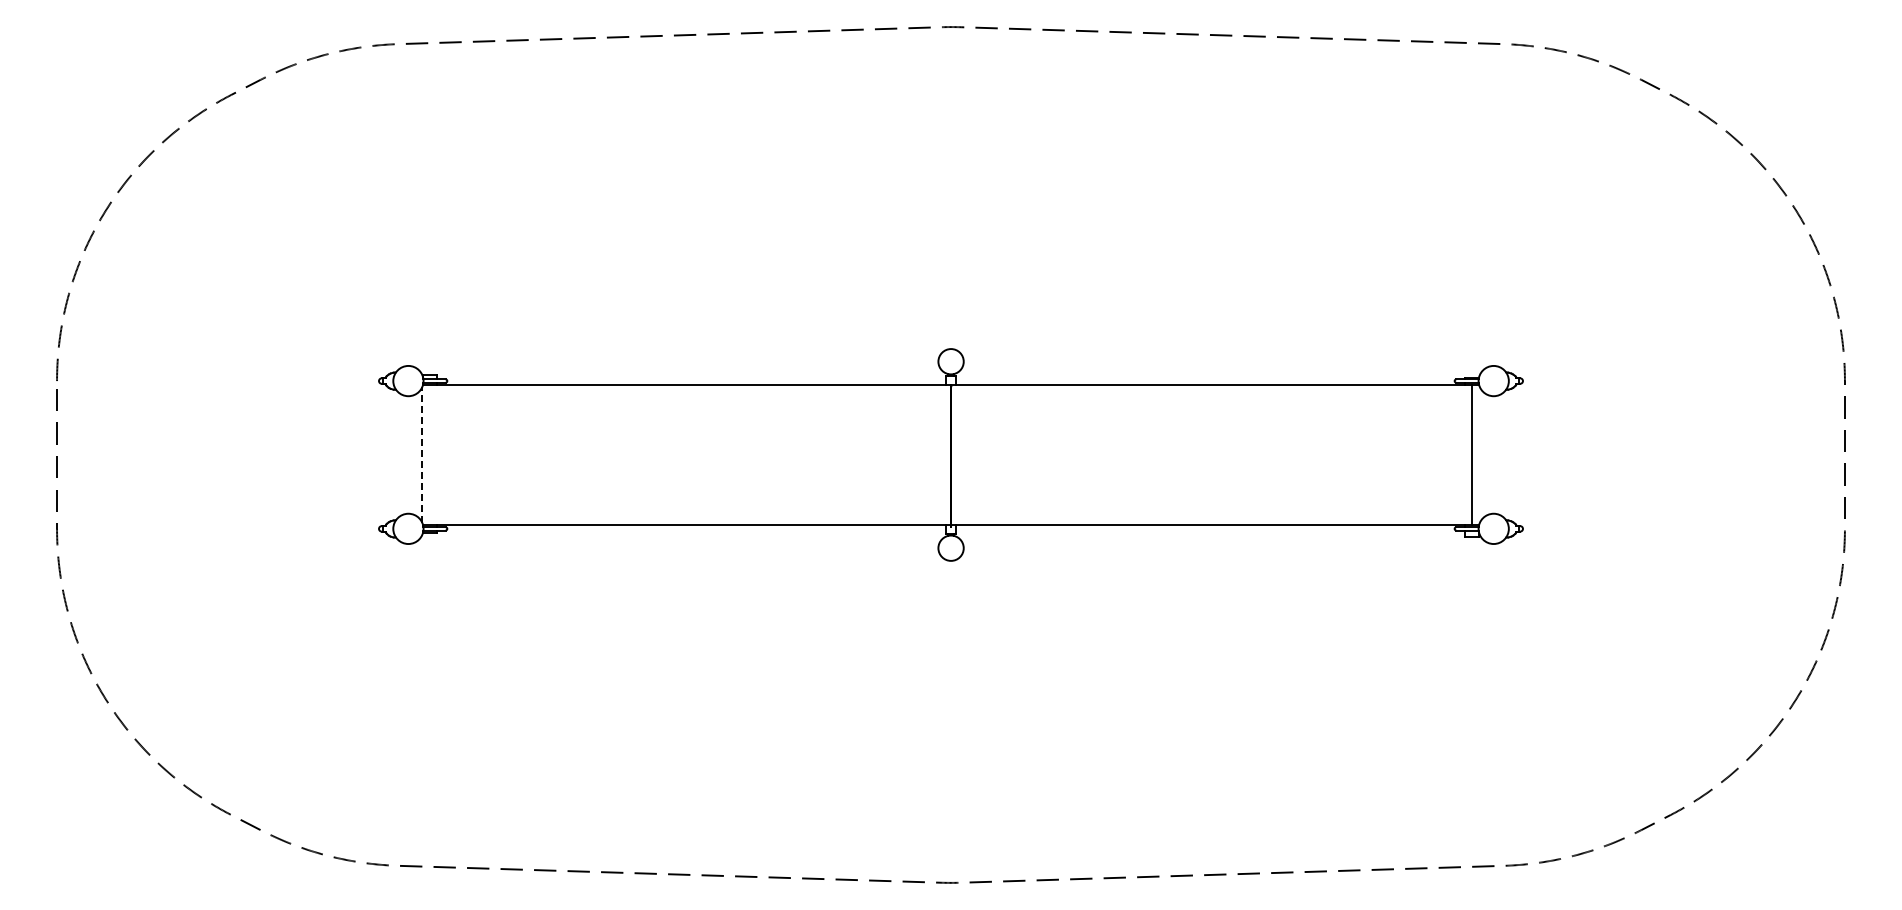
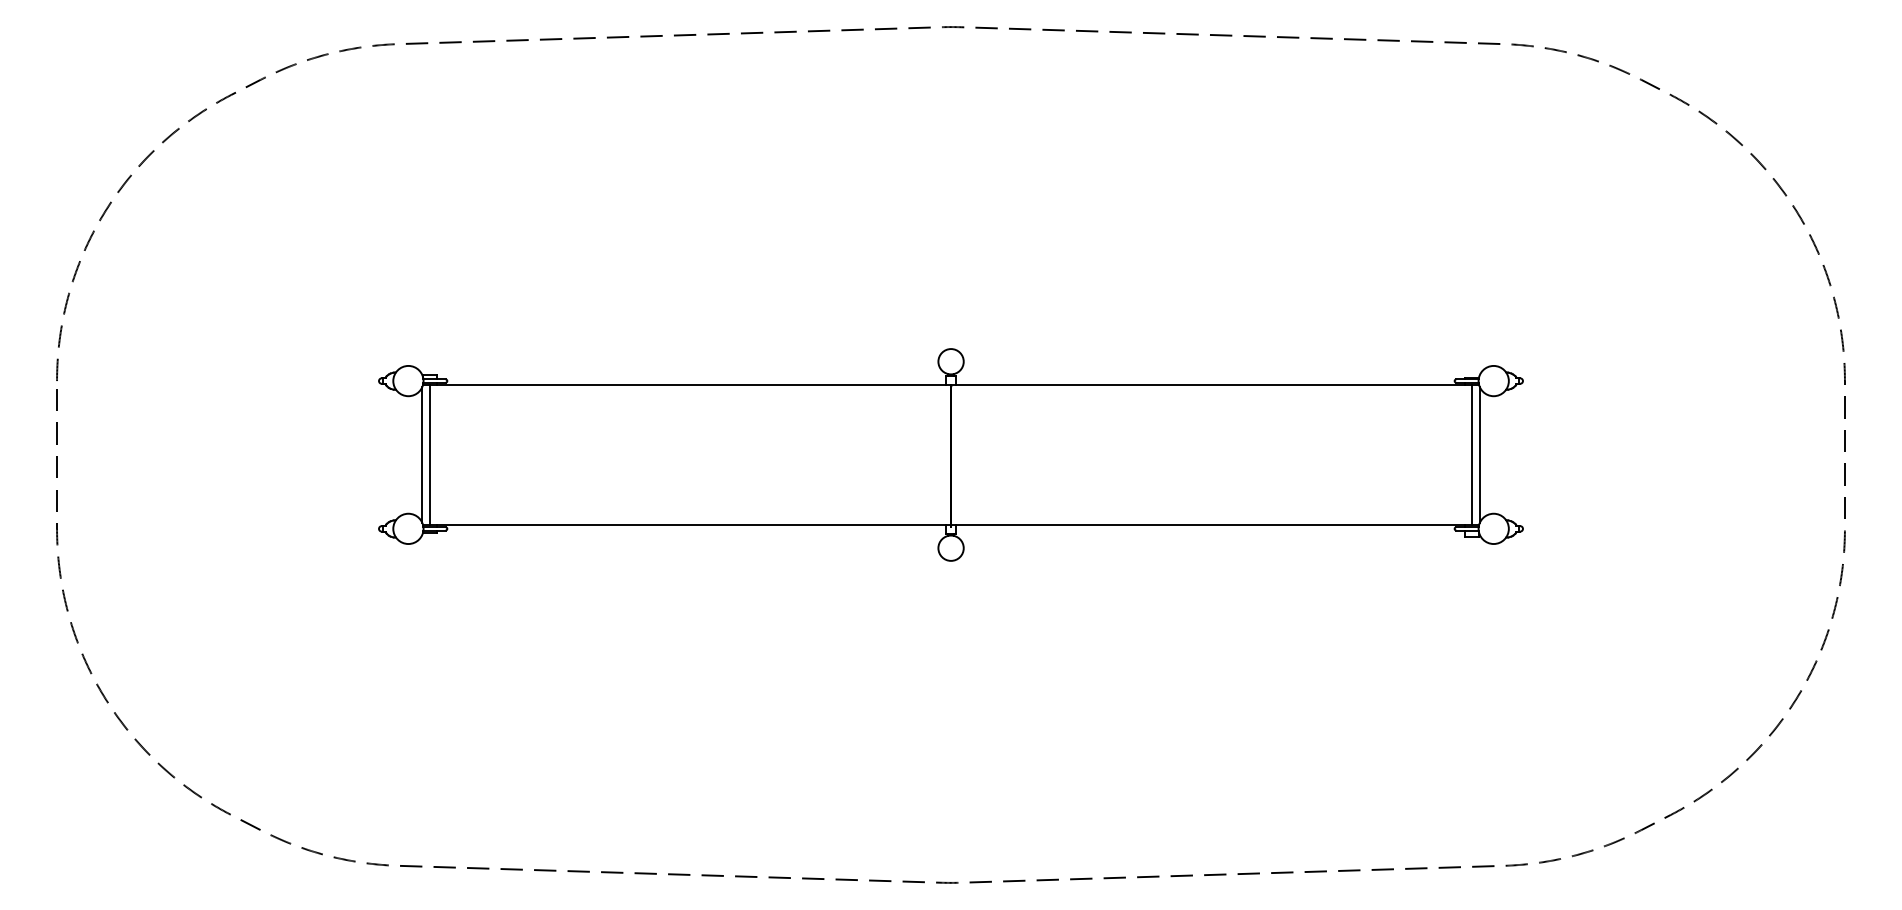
line: dashed -> solid (422, 454)
line: none -> present (430, 454)
line: none -> present (1479, 454)
